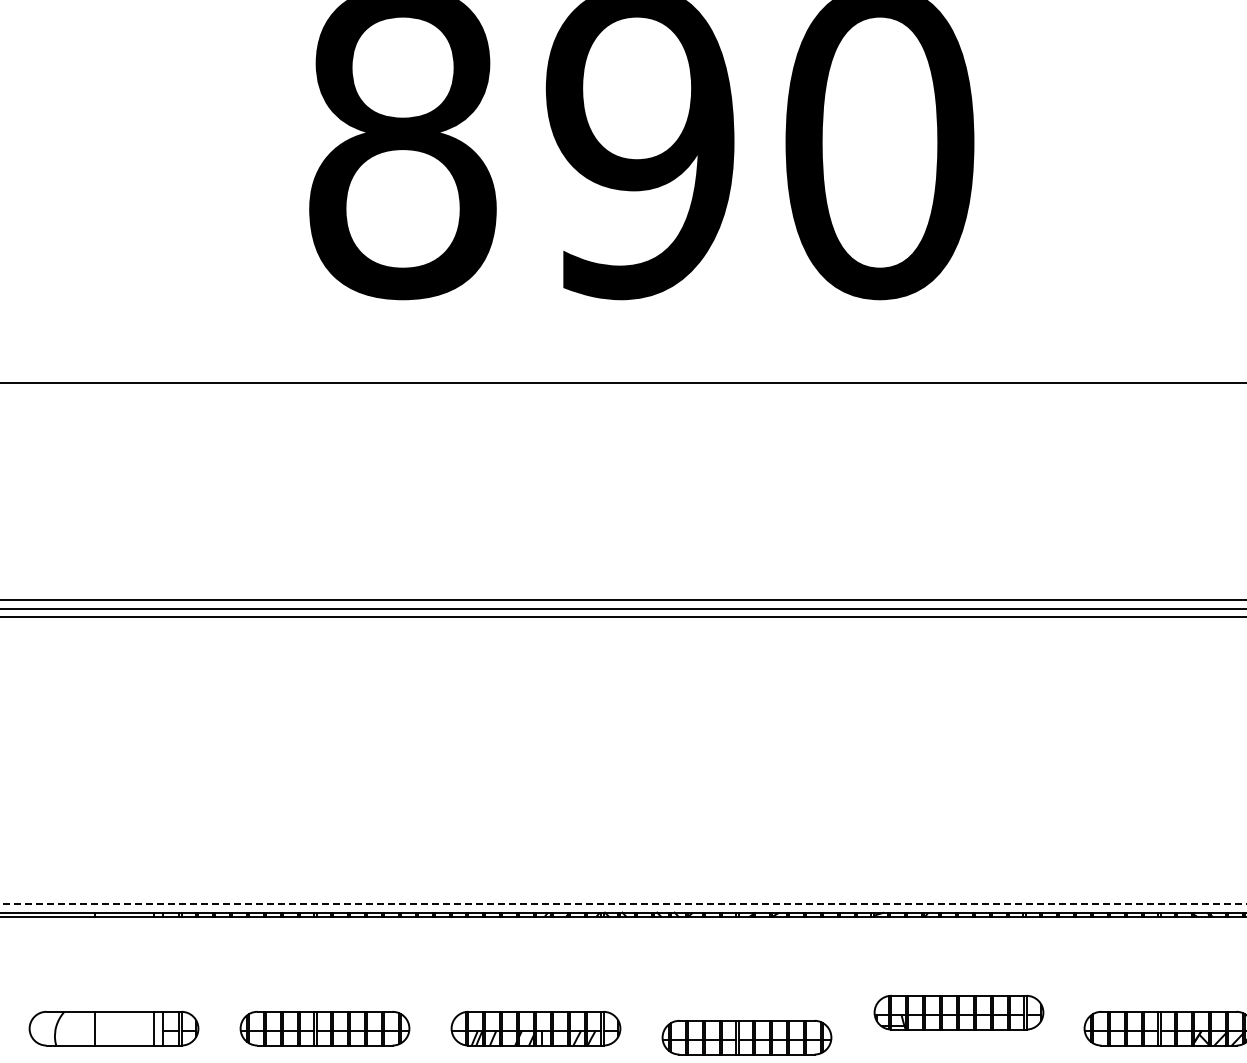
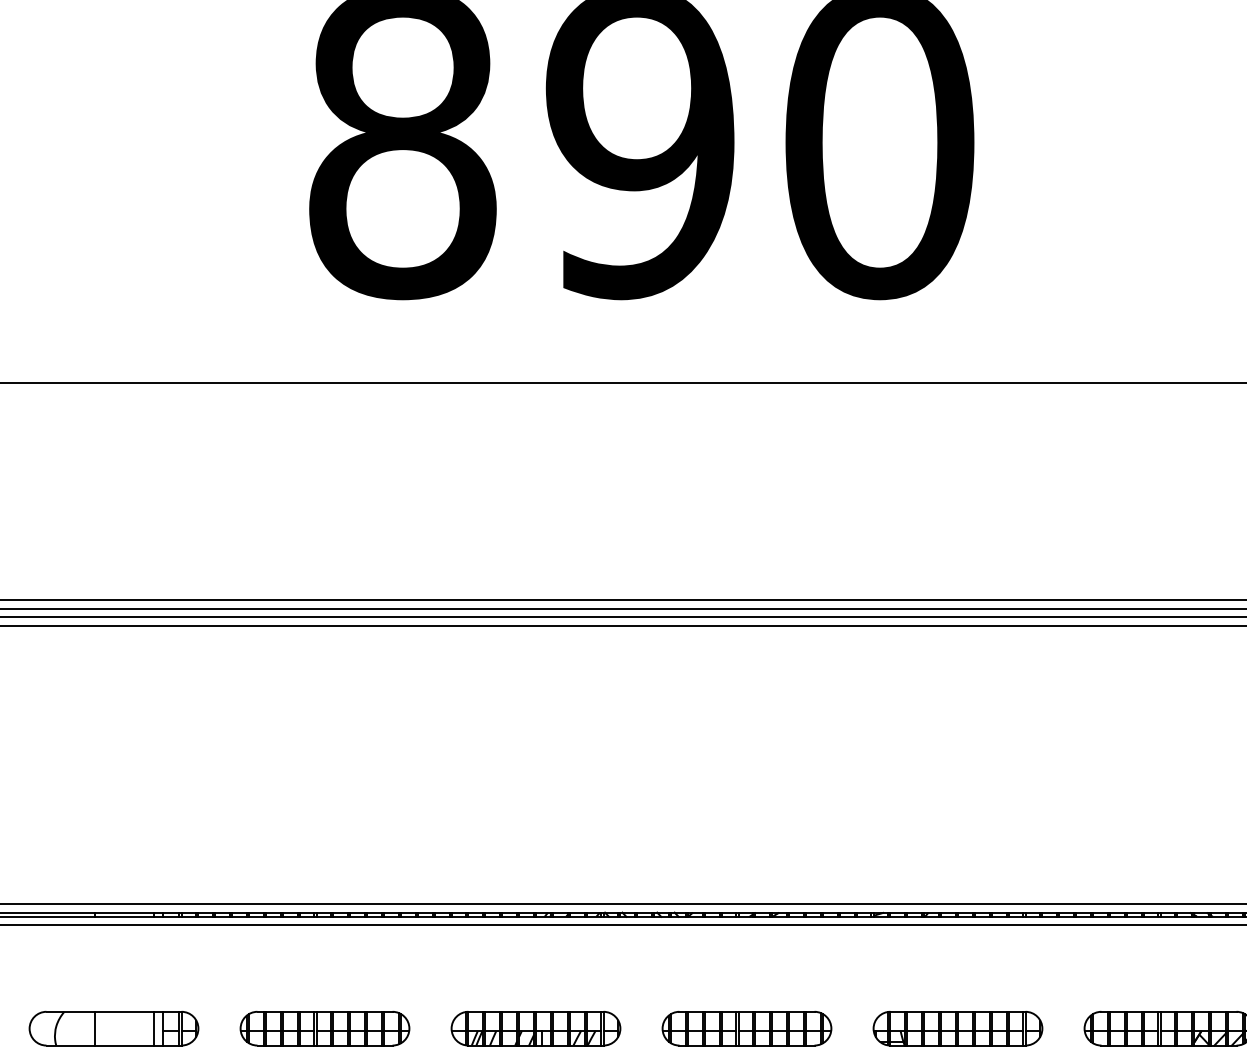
line: none -> present (622, 625)
line: dashed -> solid (624, 904)
line: none -> present (622, 925)
part position: (958, 1012) -> (957, 1028) (957, 1028)
part position: (746, 1037) -> (746, 1028) (746, 1028)
